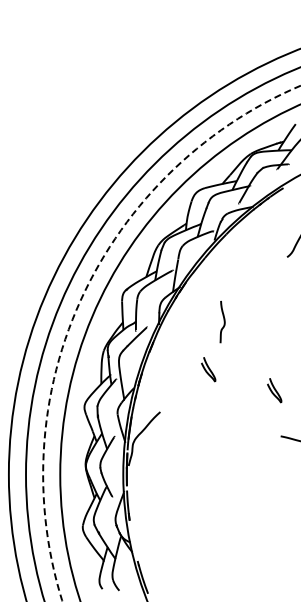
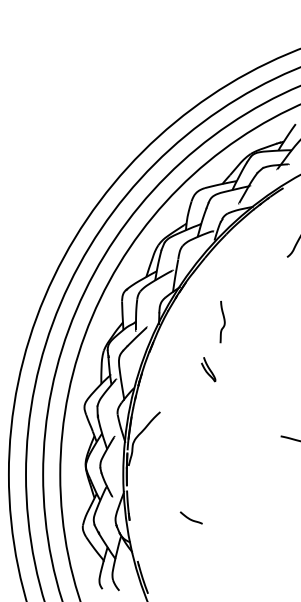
circle: dashed -> solid (171, 343)
part: present -> none (274, 390)
curve: none -> present (189, 517)
